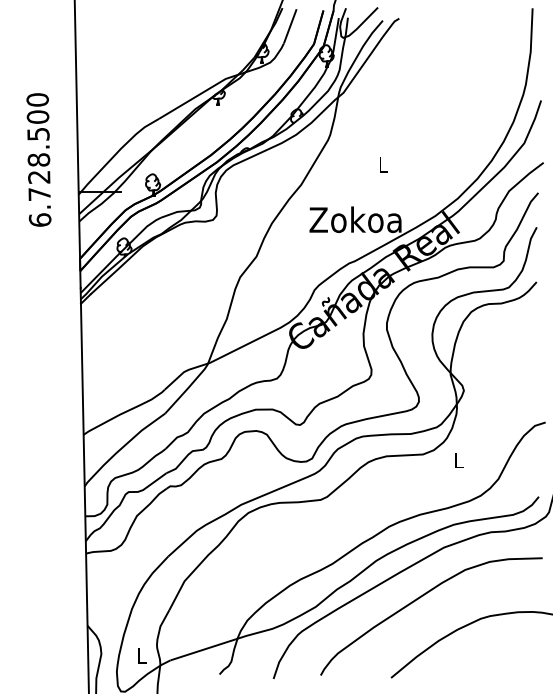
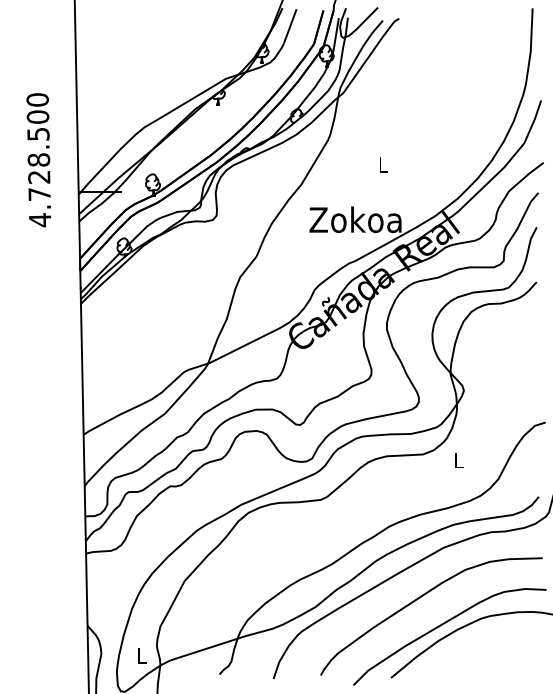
text: 6.728.500 -> 4.728.500 (39, 220)
curve: none -> present (444, 624)
